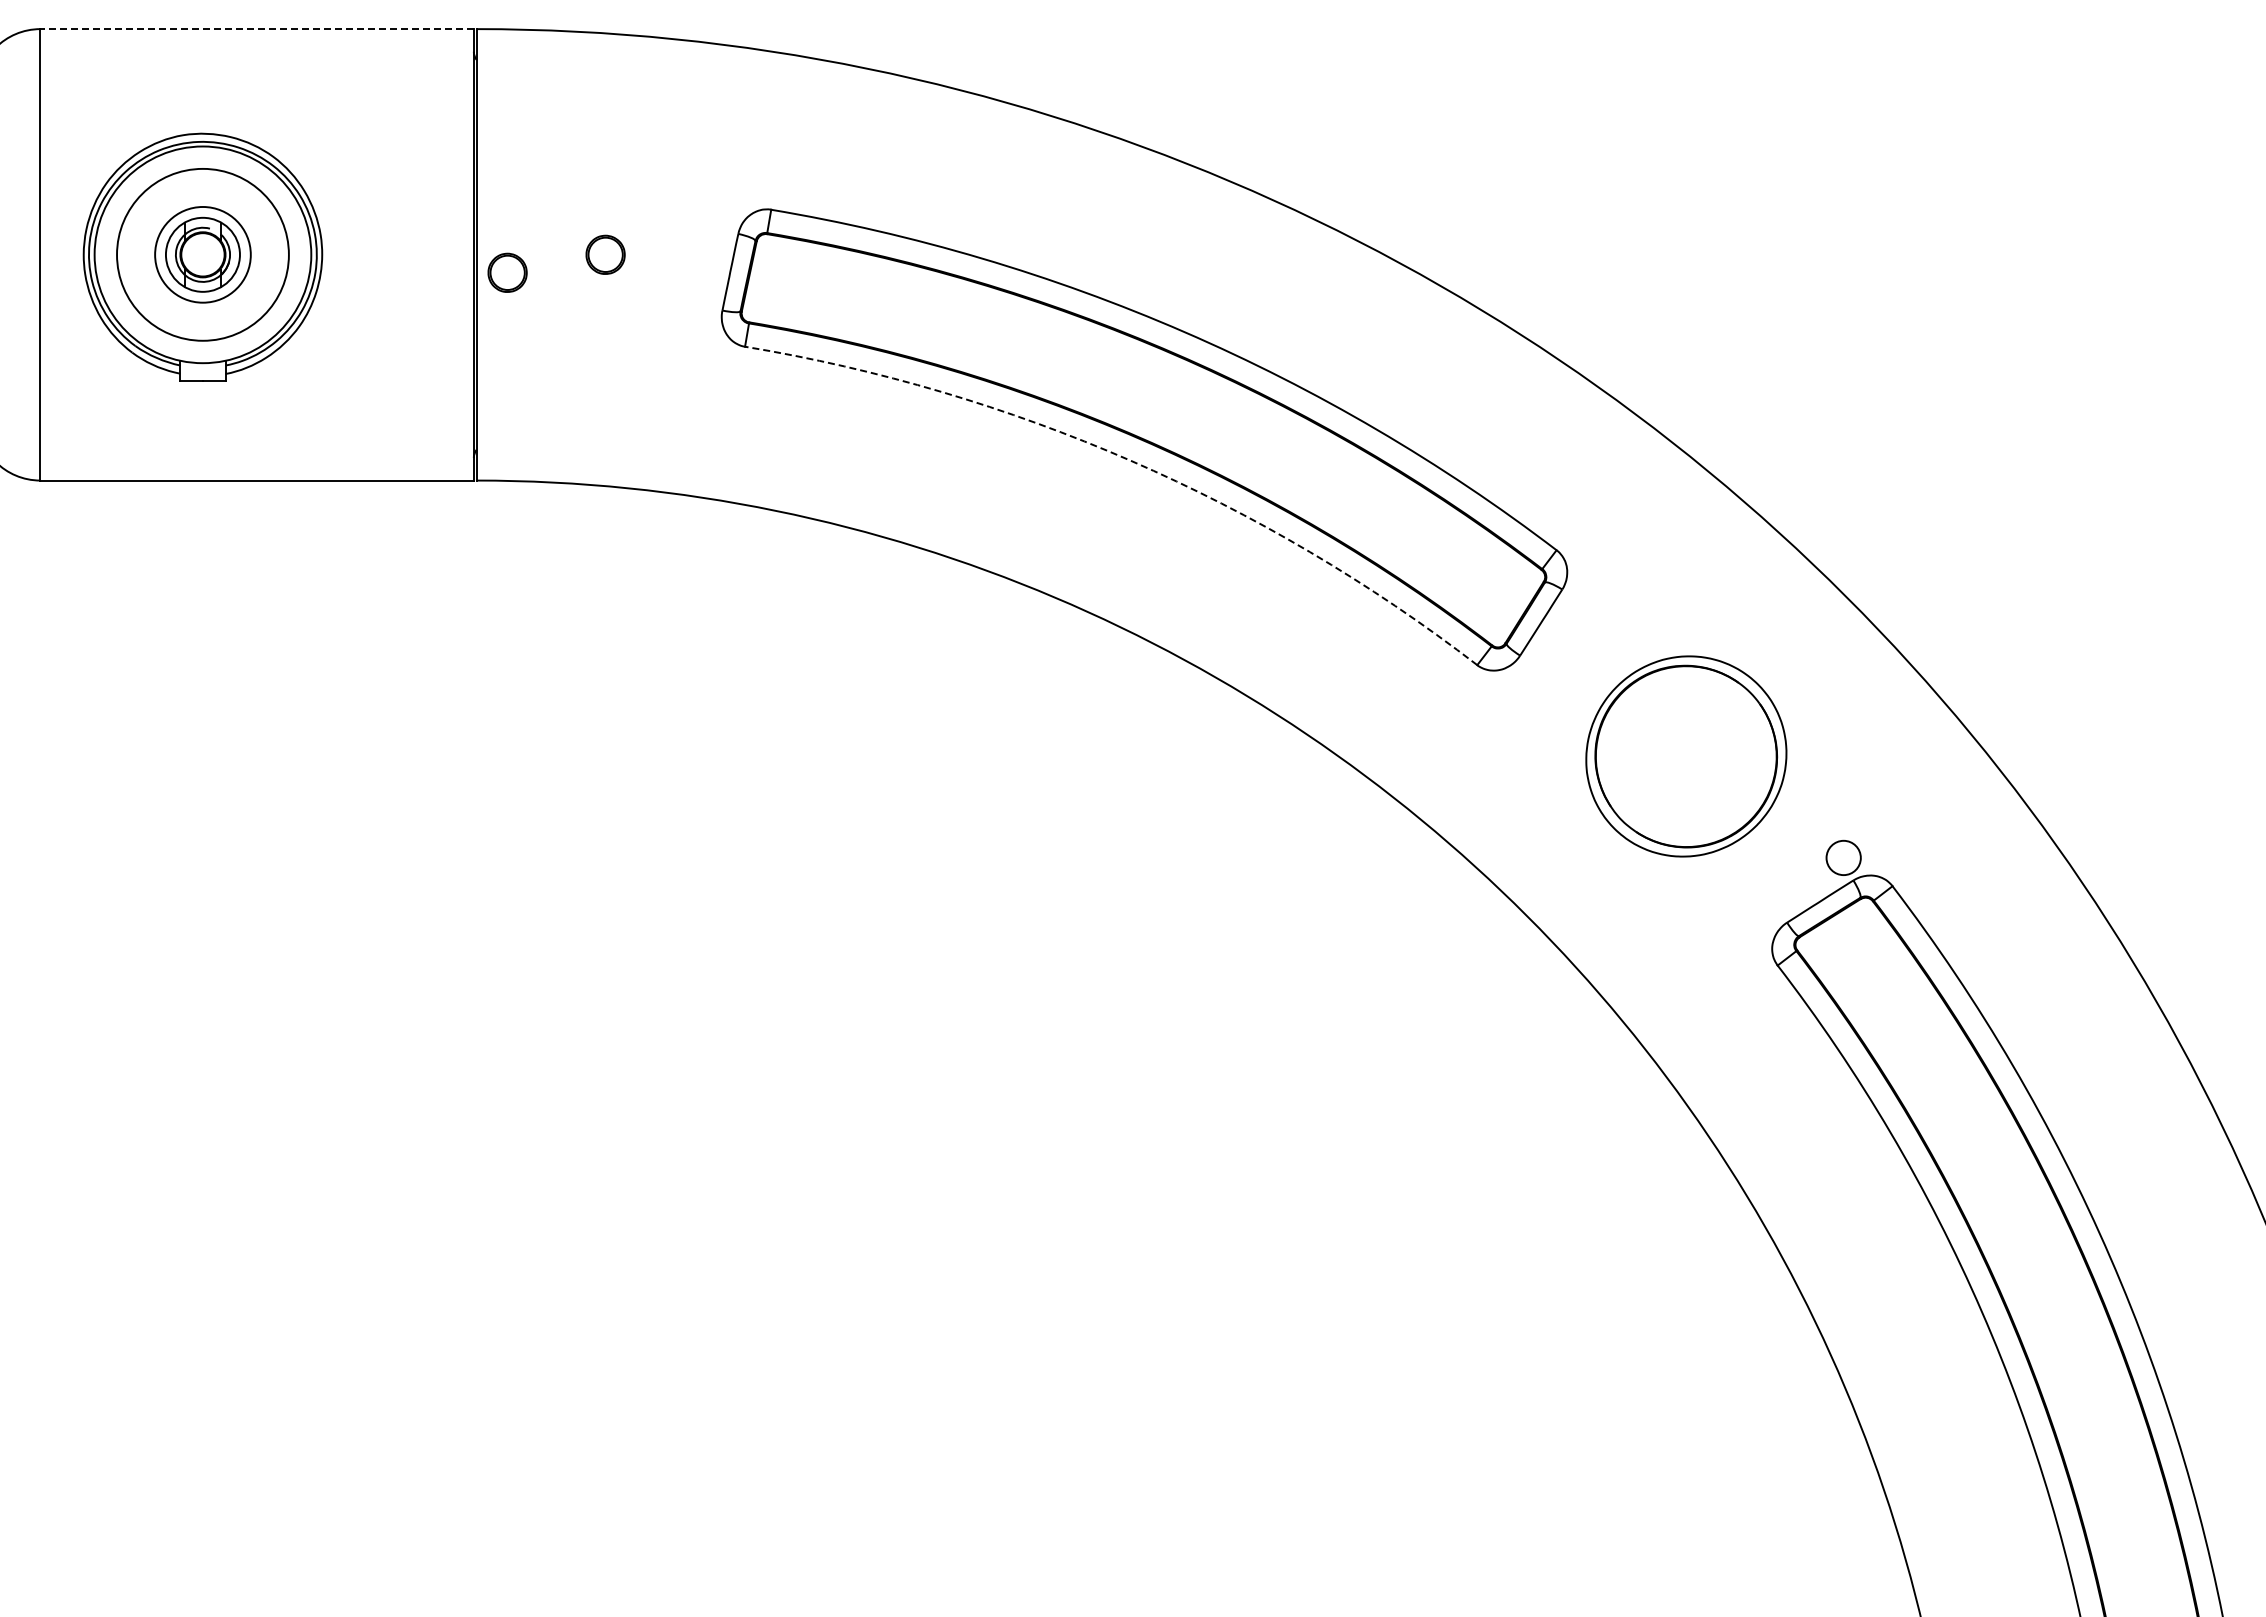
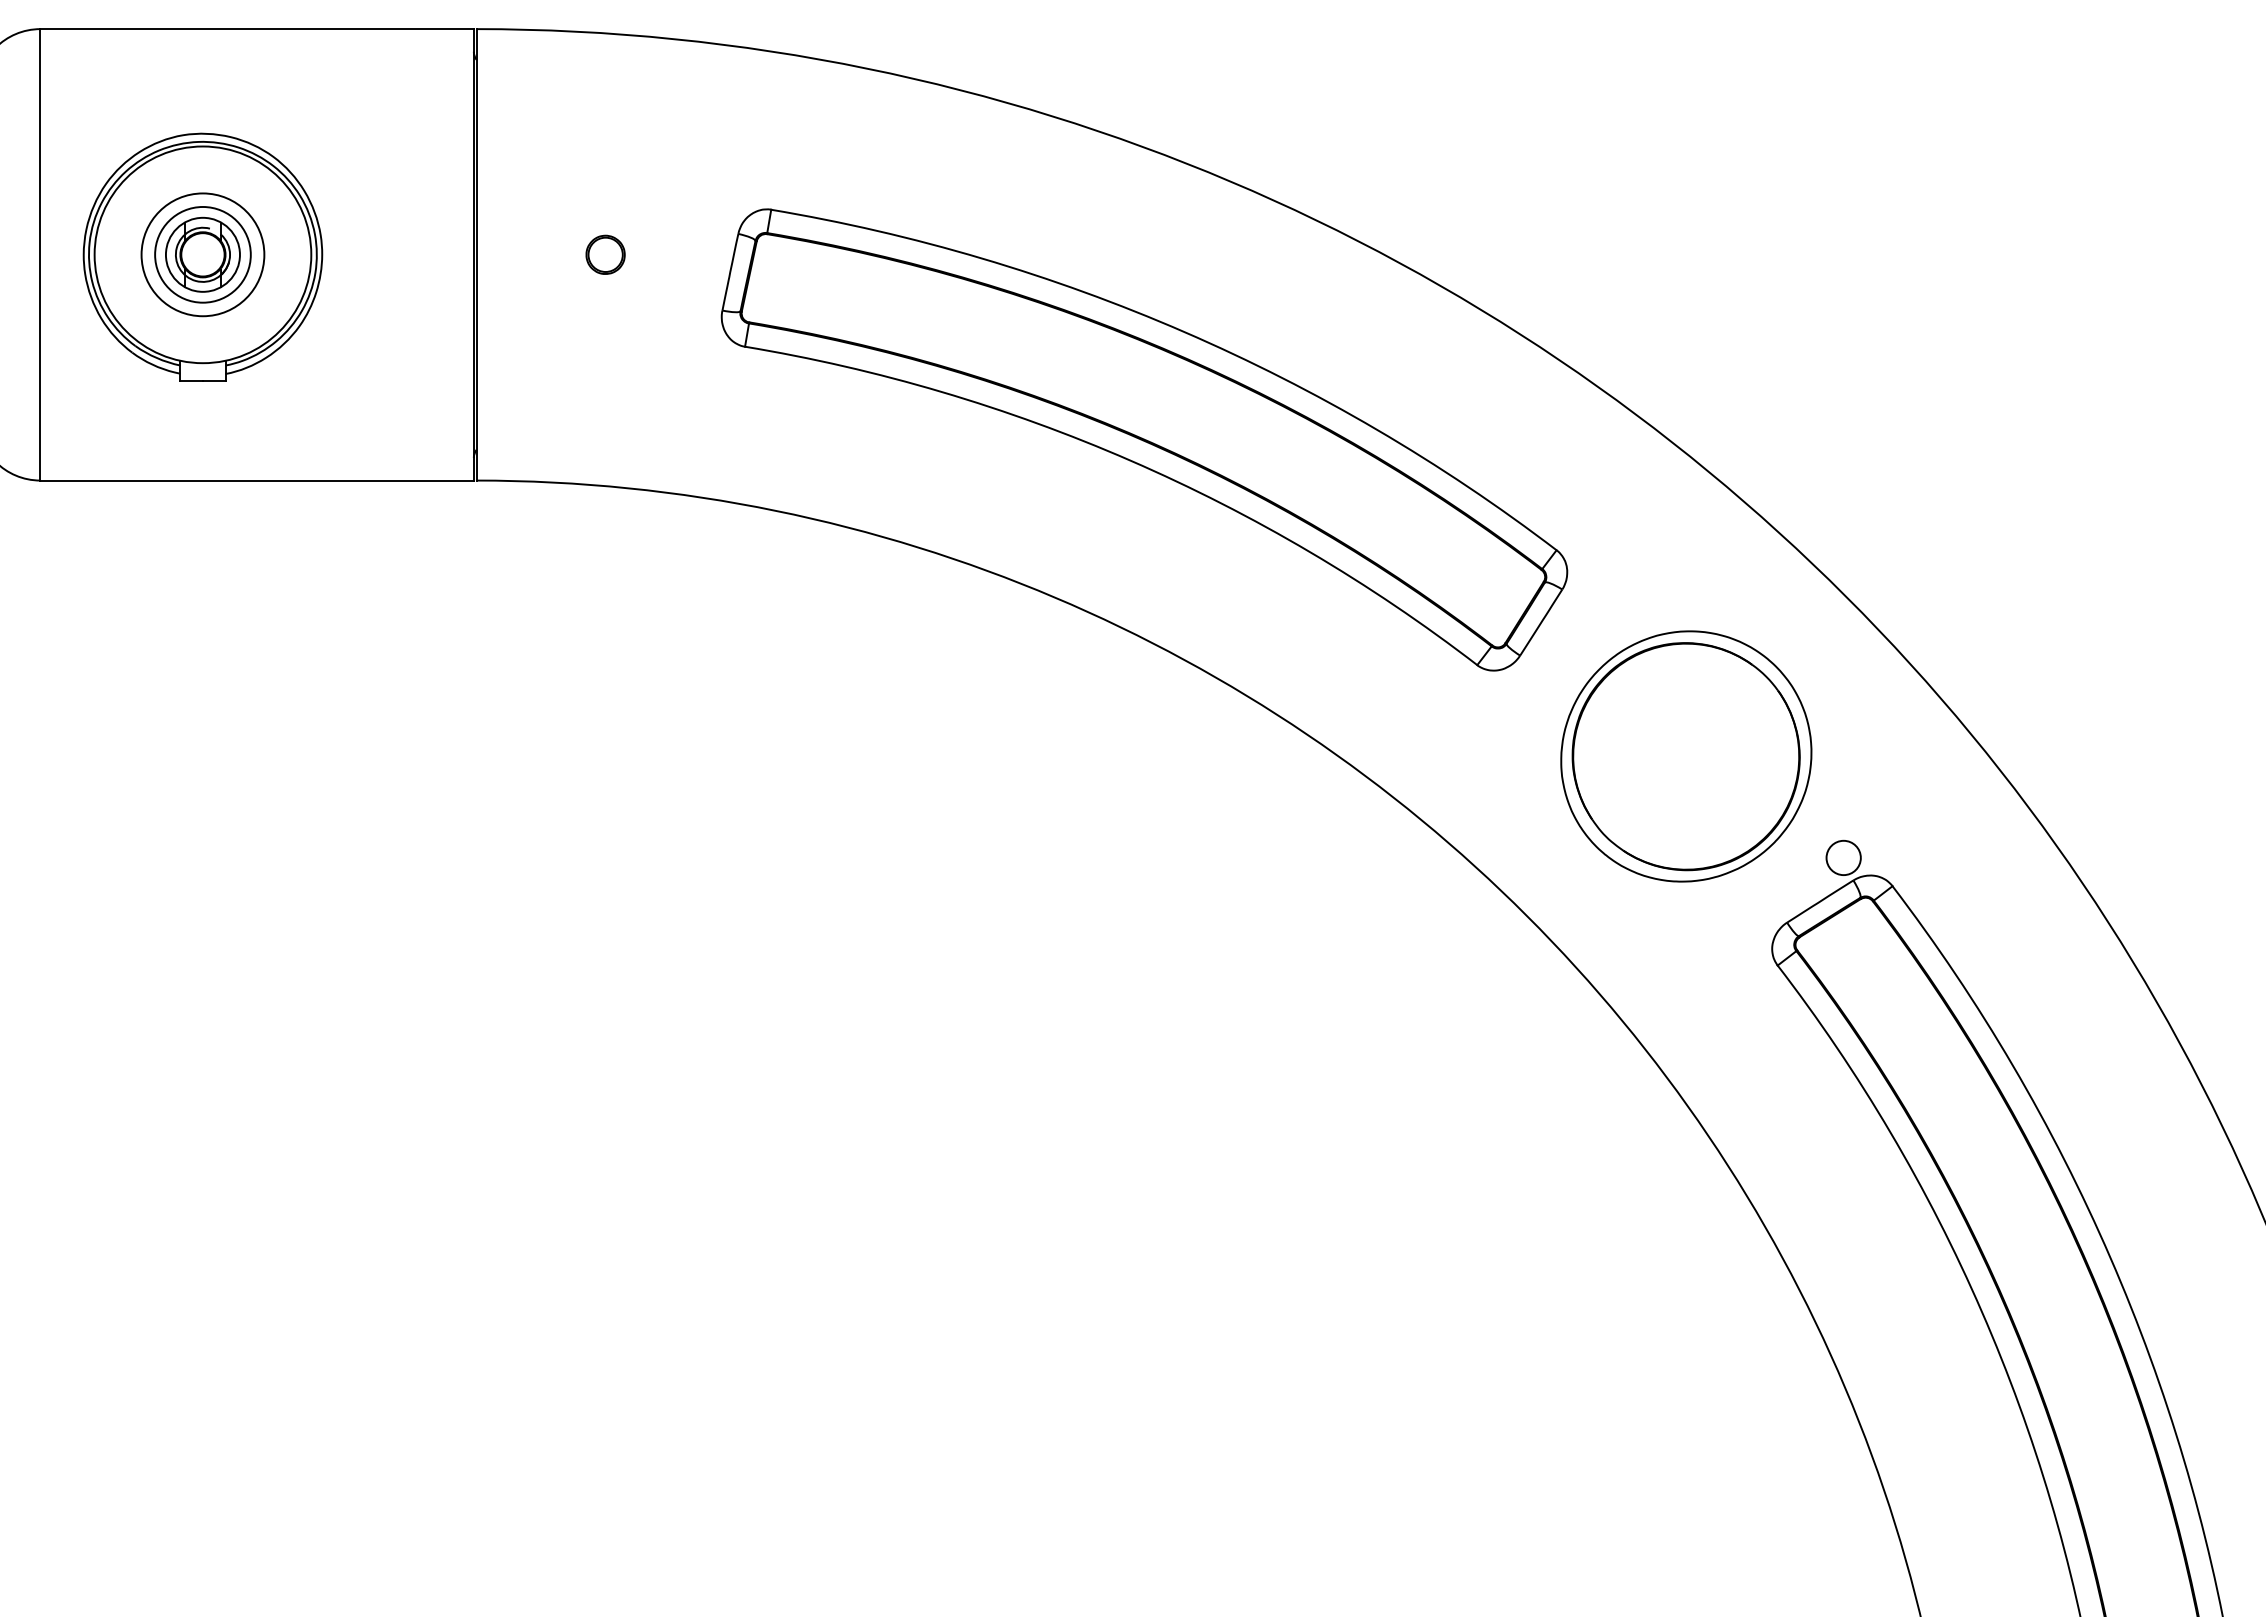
line: dashed -> solid (257, 29)
circle diameter: 172 px -> 123 px (202, 254)
part: present -> none (507, 272)
arc: dashed -> solid (1130, 460)
part size: 203x203 px -> 253x253 px (1686, 756)
